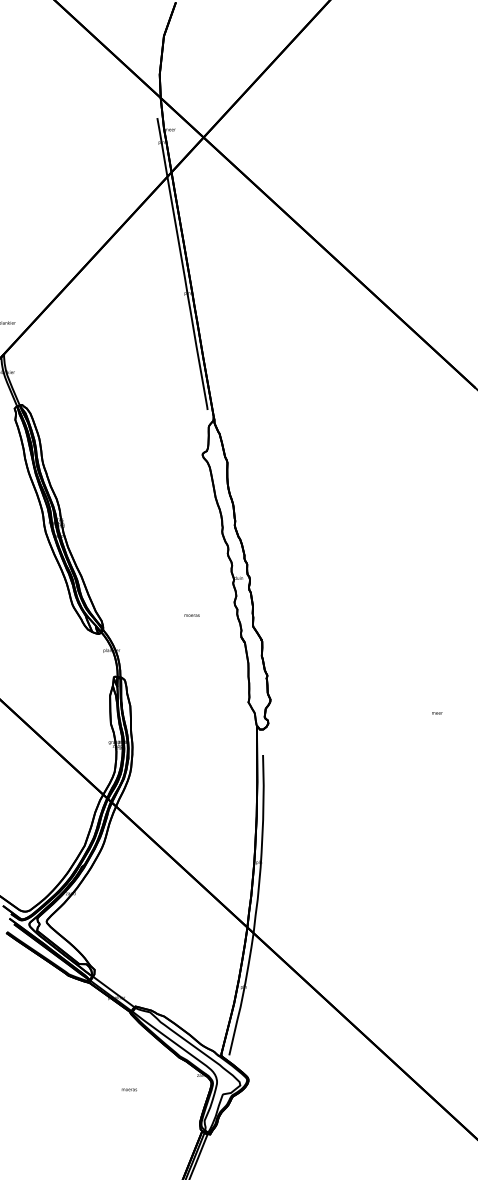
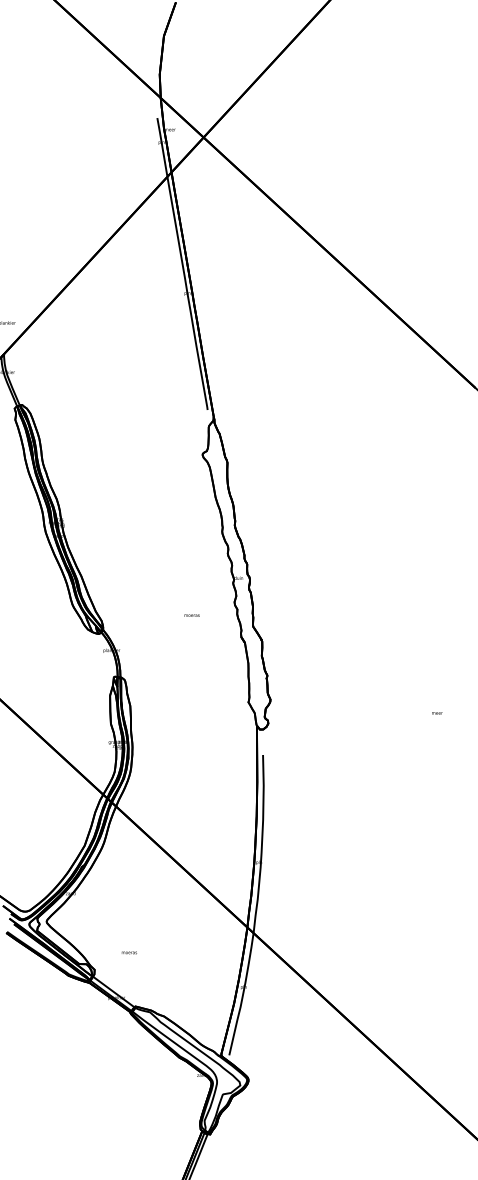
text position: (128, 1089) -> (128, 952) (128, 952)
